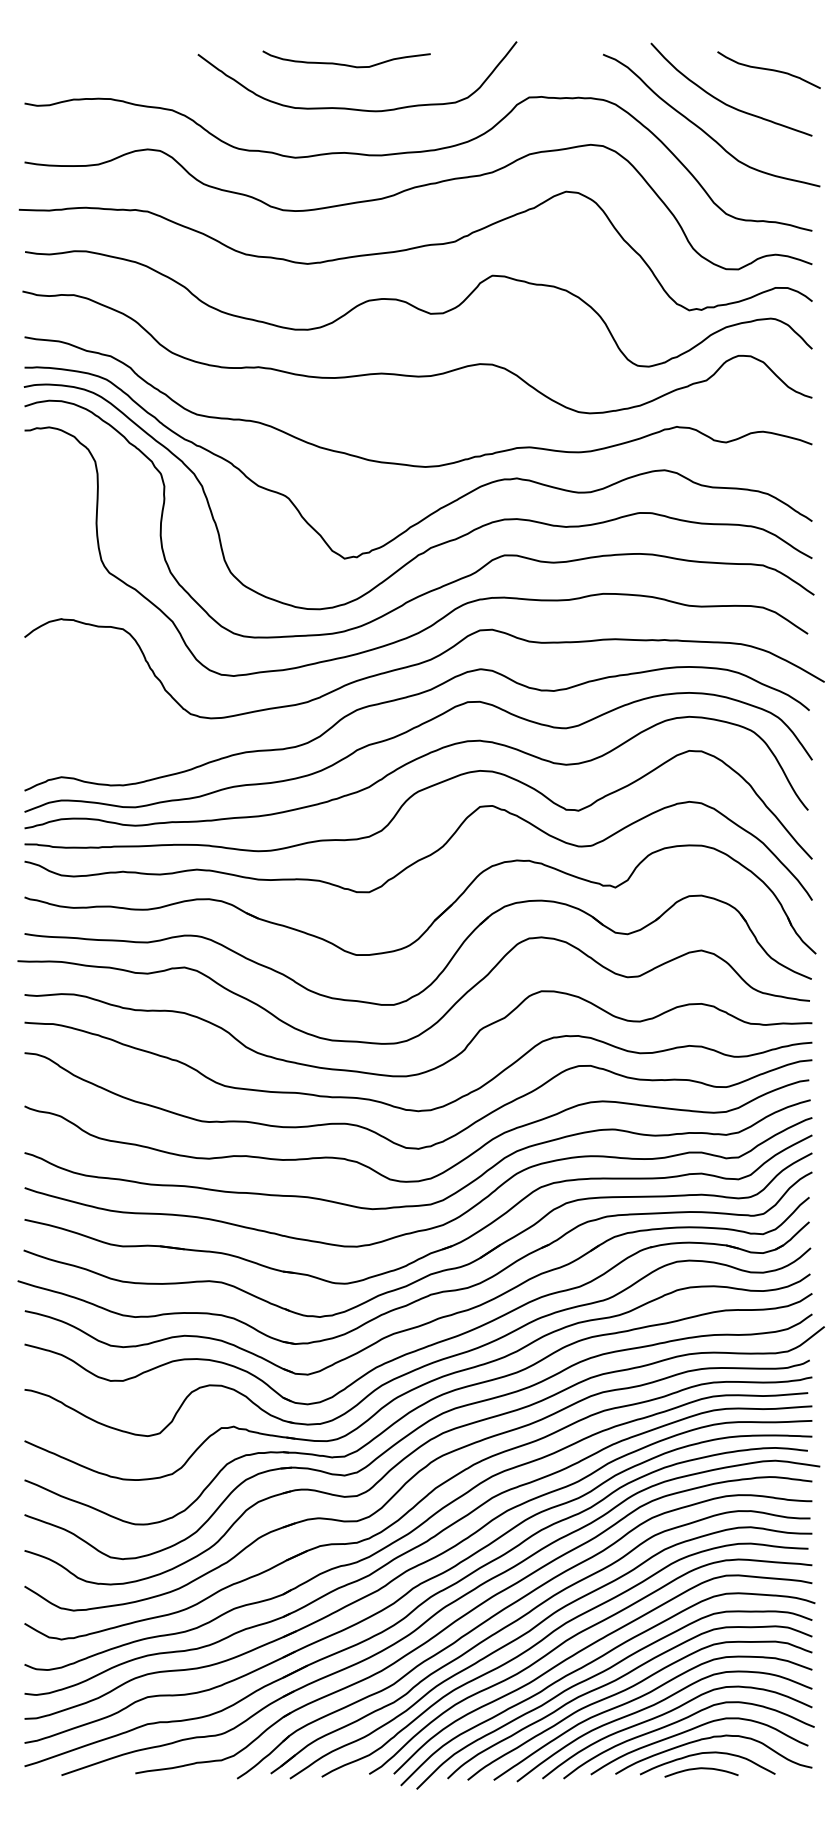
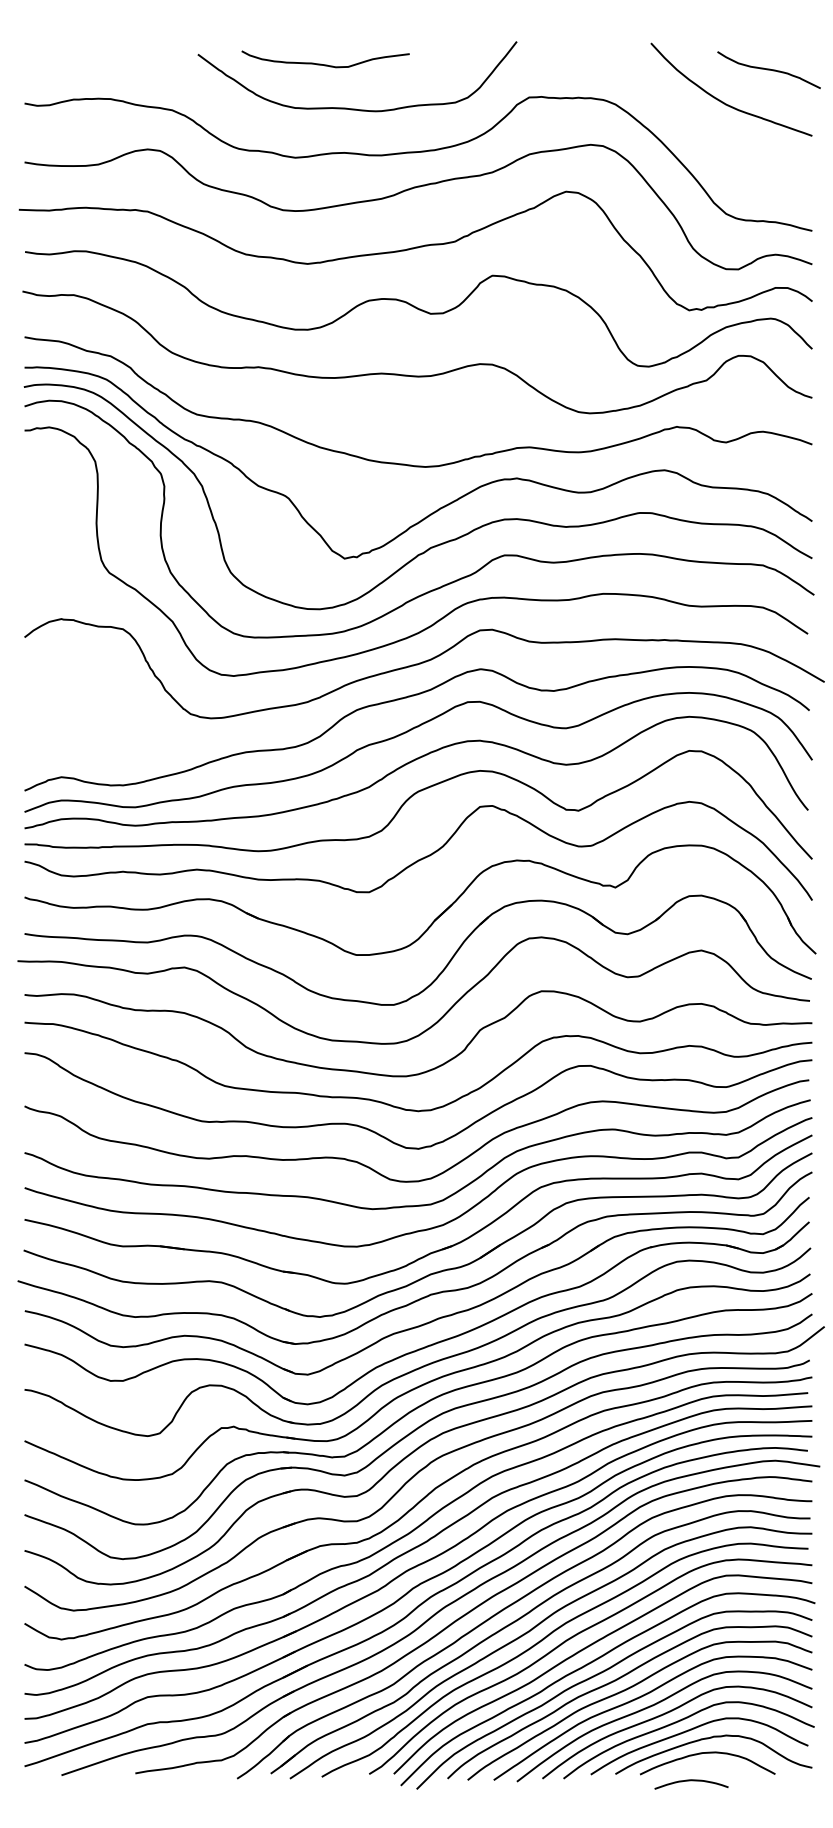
curve position: (346, 64) -> (325, 64) (325, 64)
curve: present -> none (703, 129)
curve position: (701, 1769) -> (691, 1781) (691, 1781)
